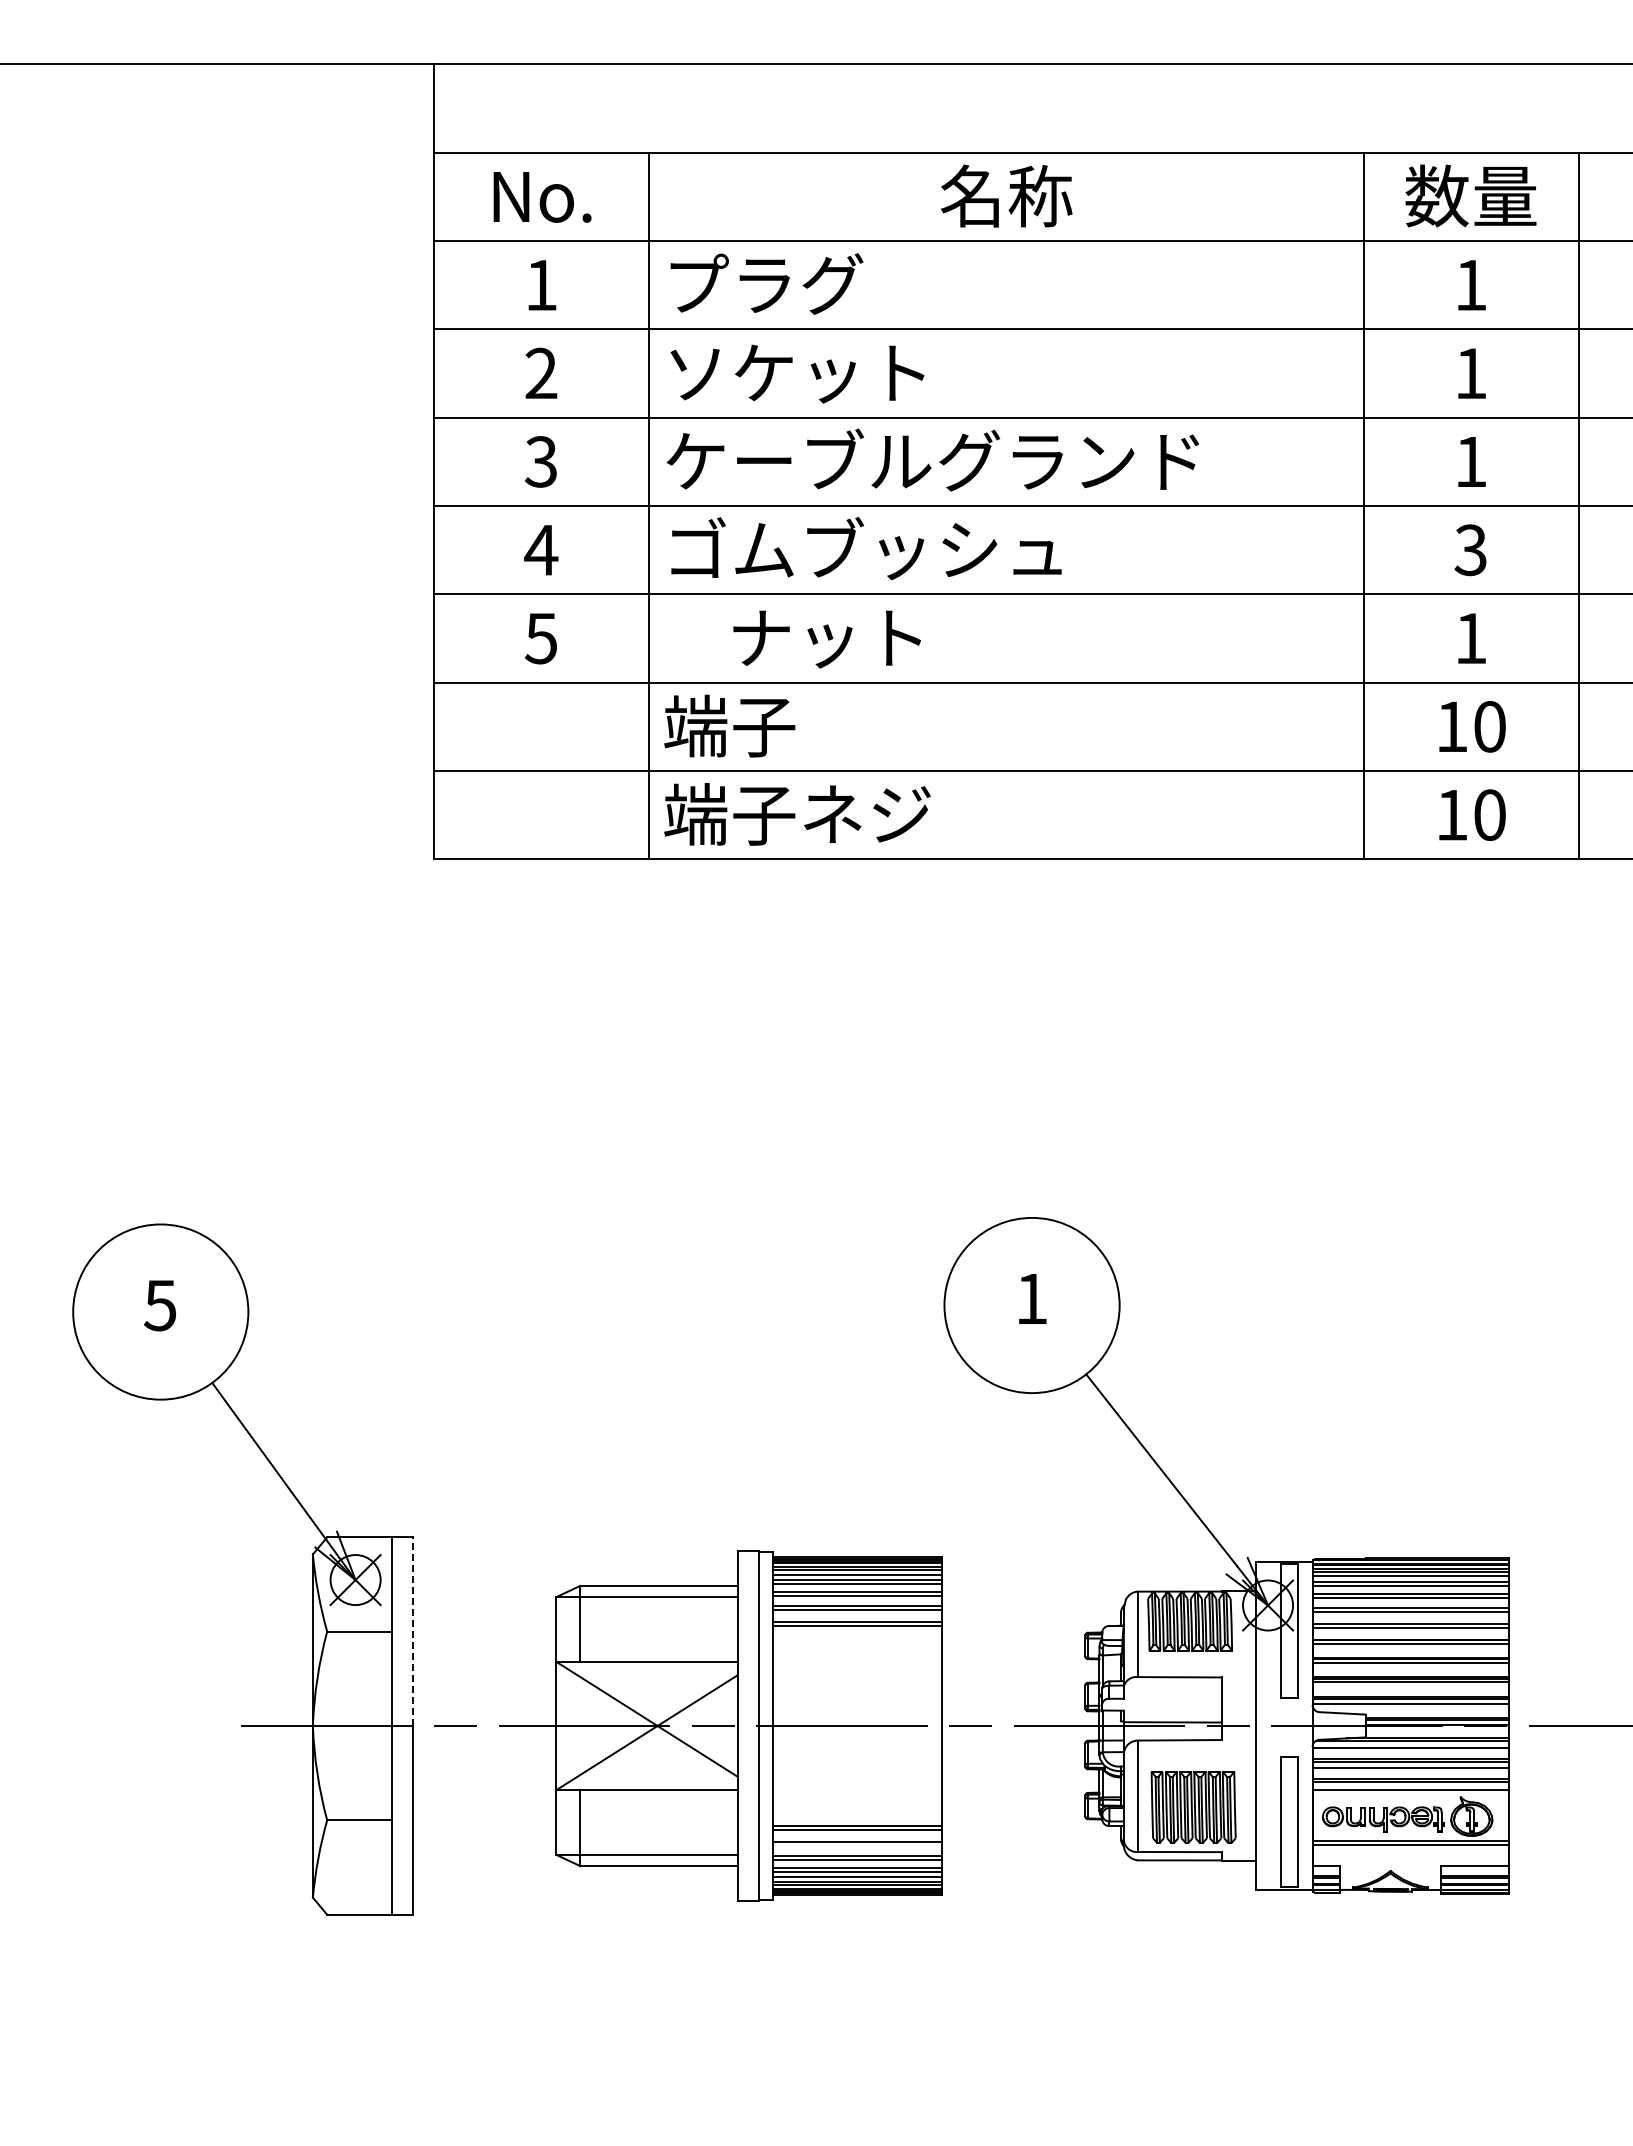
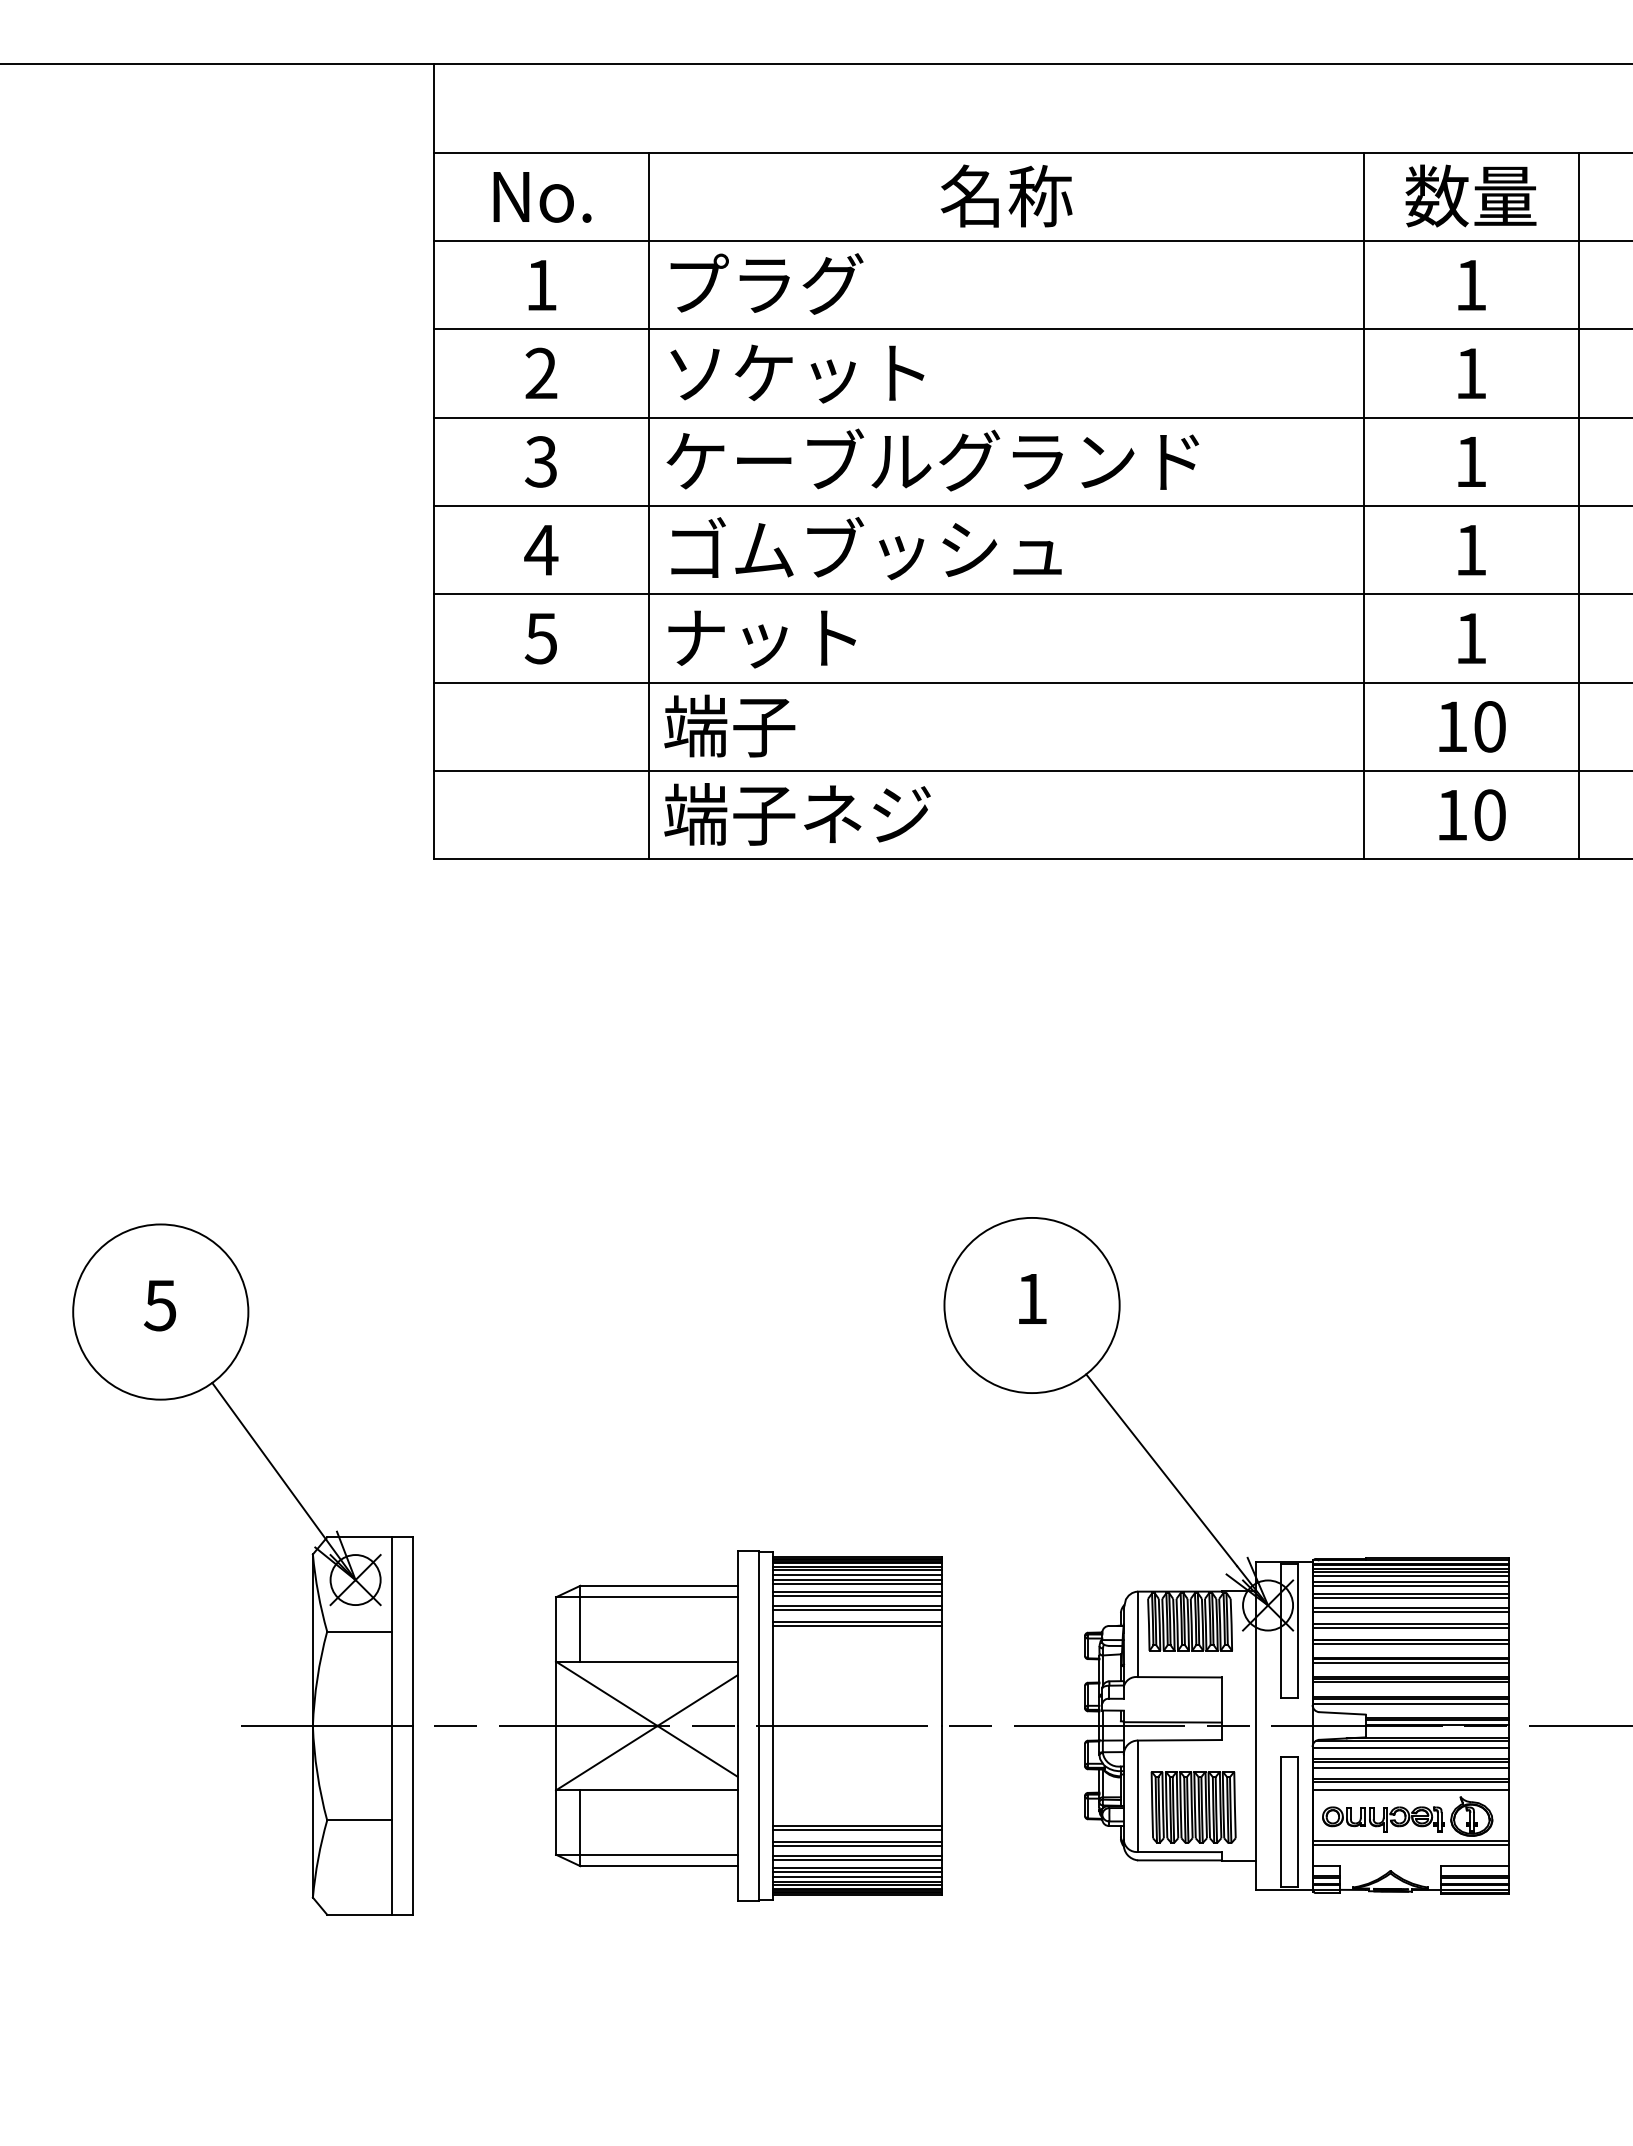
text: 3 -> 1 (1470, 550)
text position: (826, 639) -> (761, 639) (761, 639)
line: dashed -> solid (413, 1631)
line: none -> present (857, 1846)
